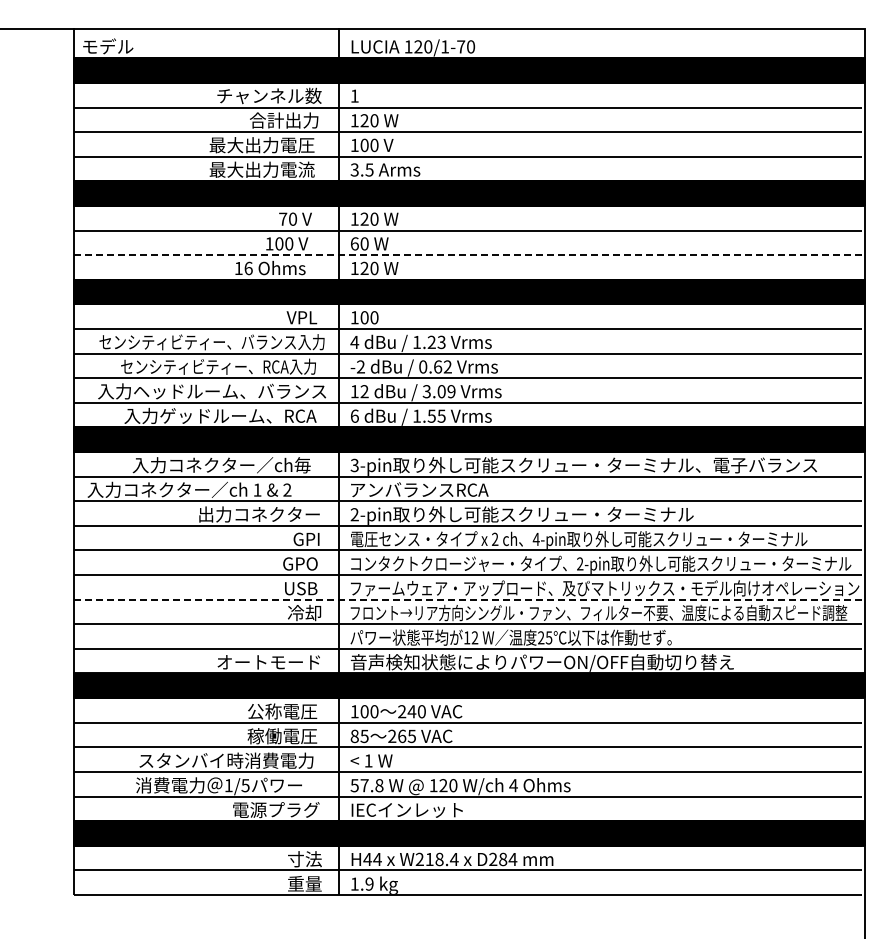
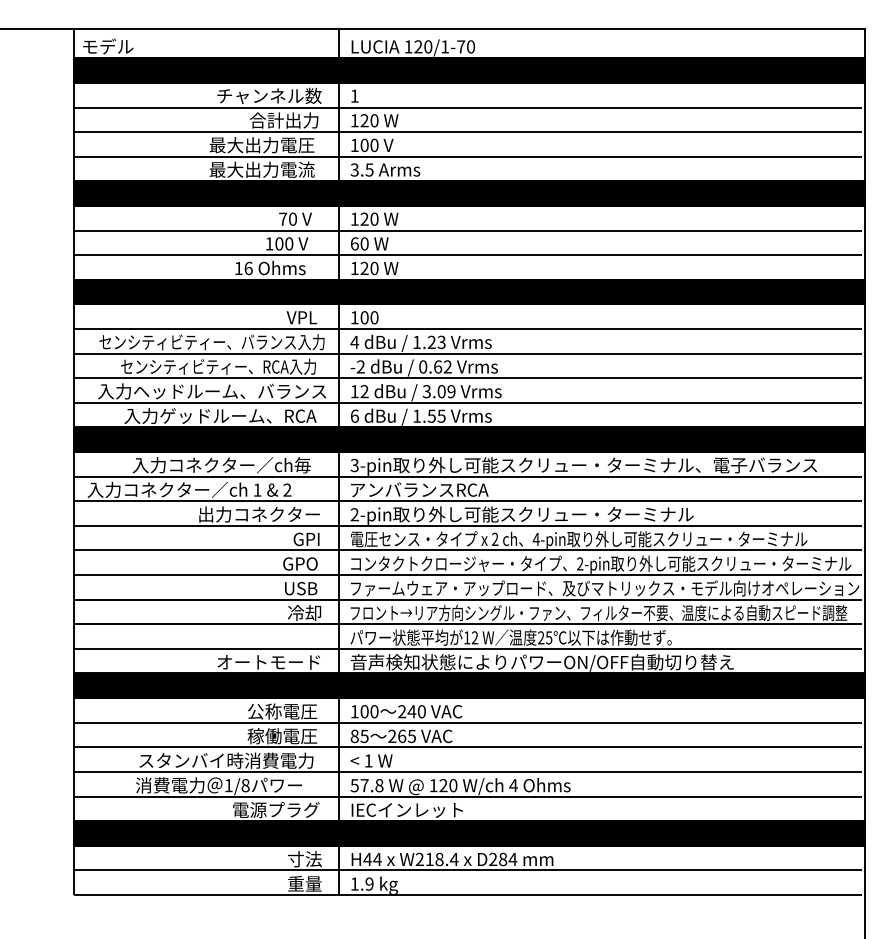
line: dashed -> solid (468, 255)
line: dashed -> solid (468, 599)
text: 1/5 -> 1/8 (245, 785)
